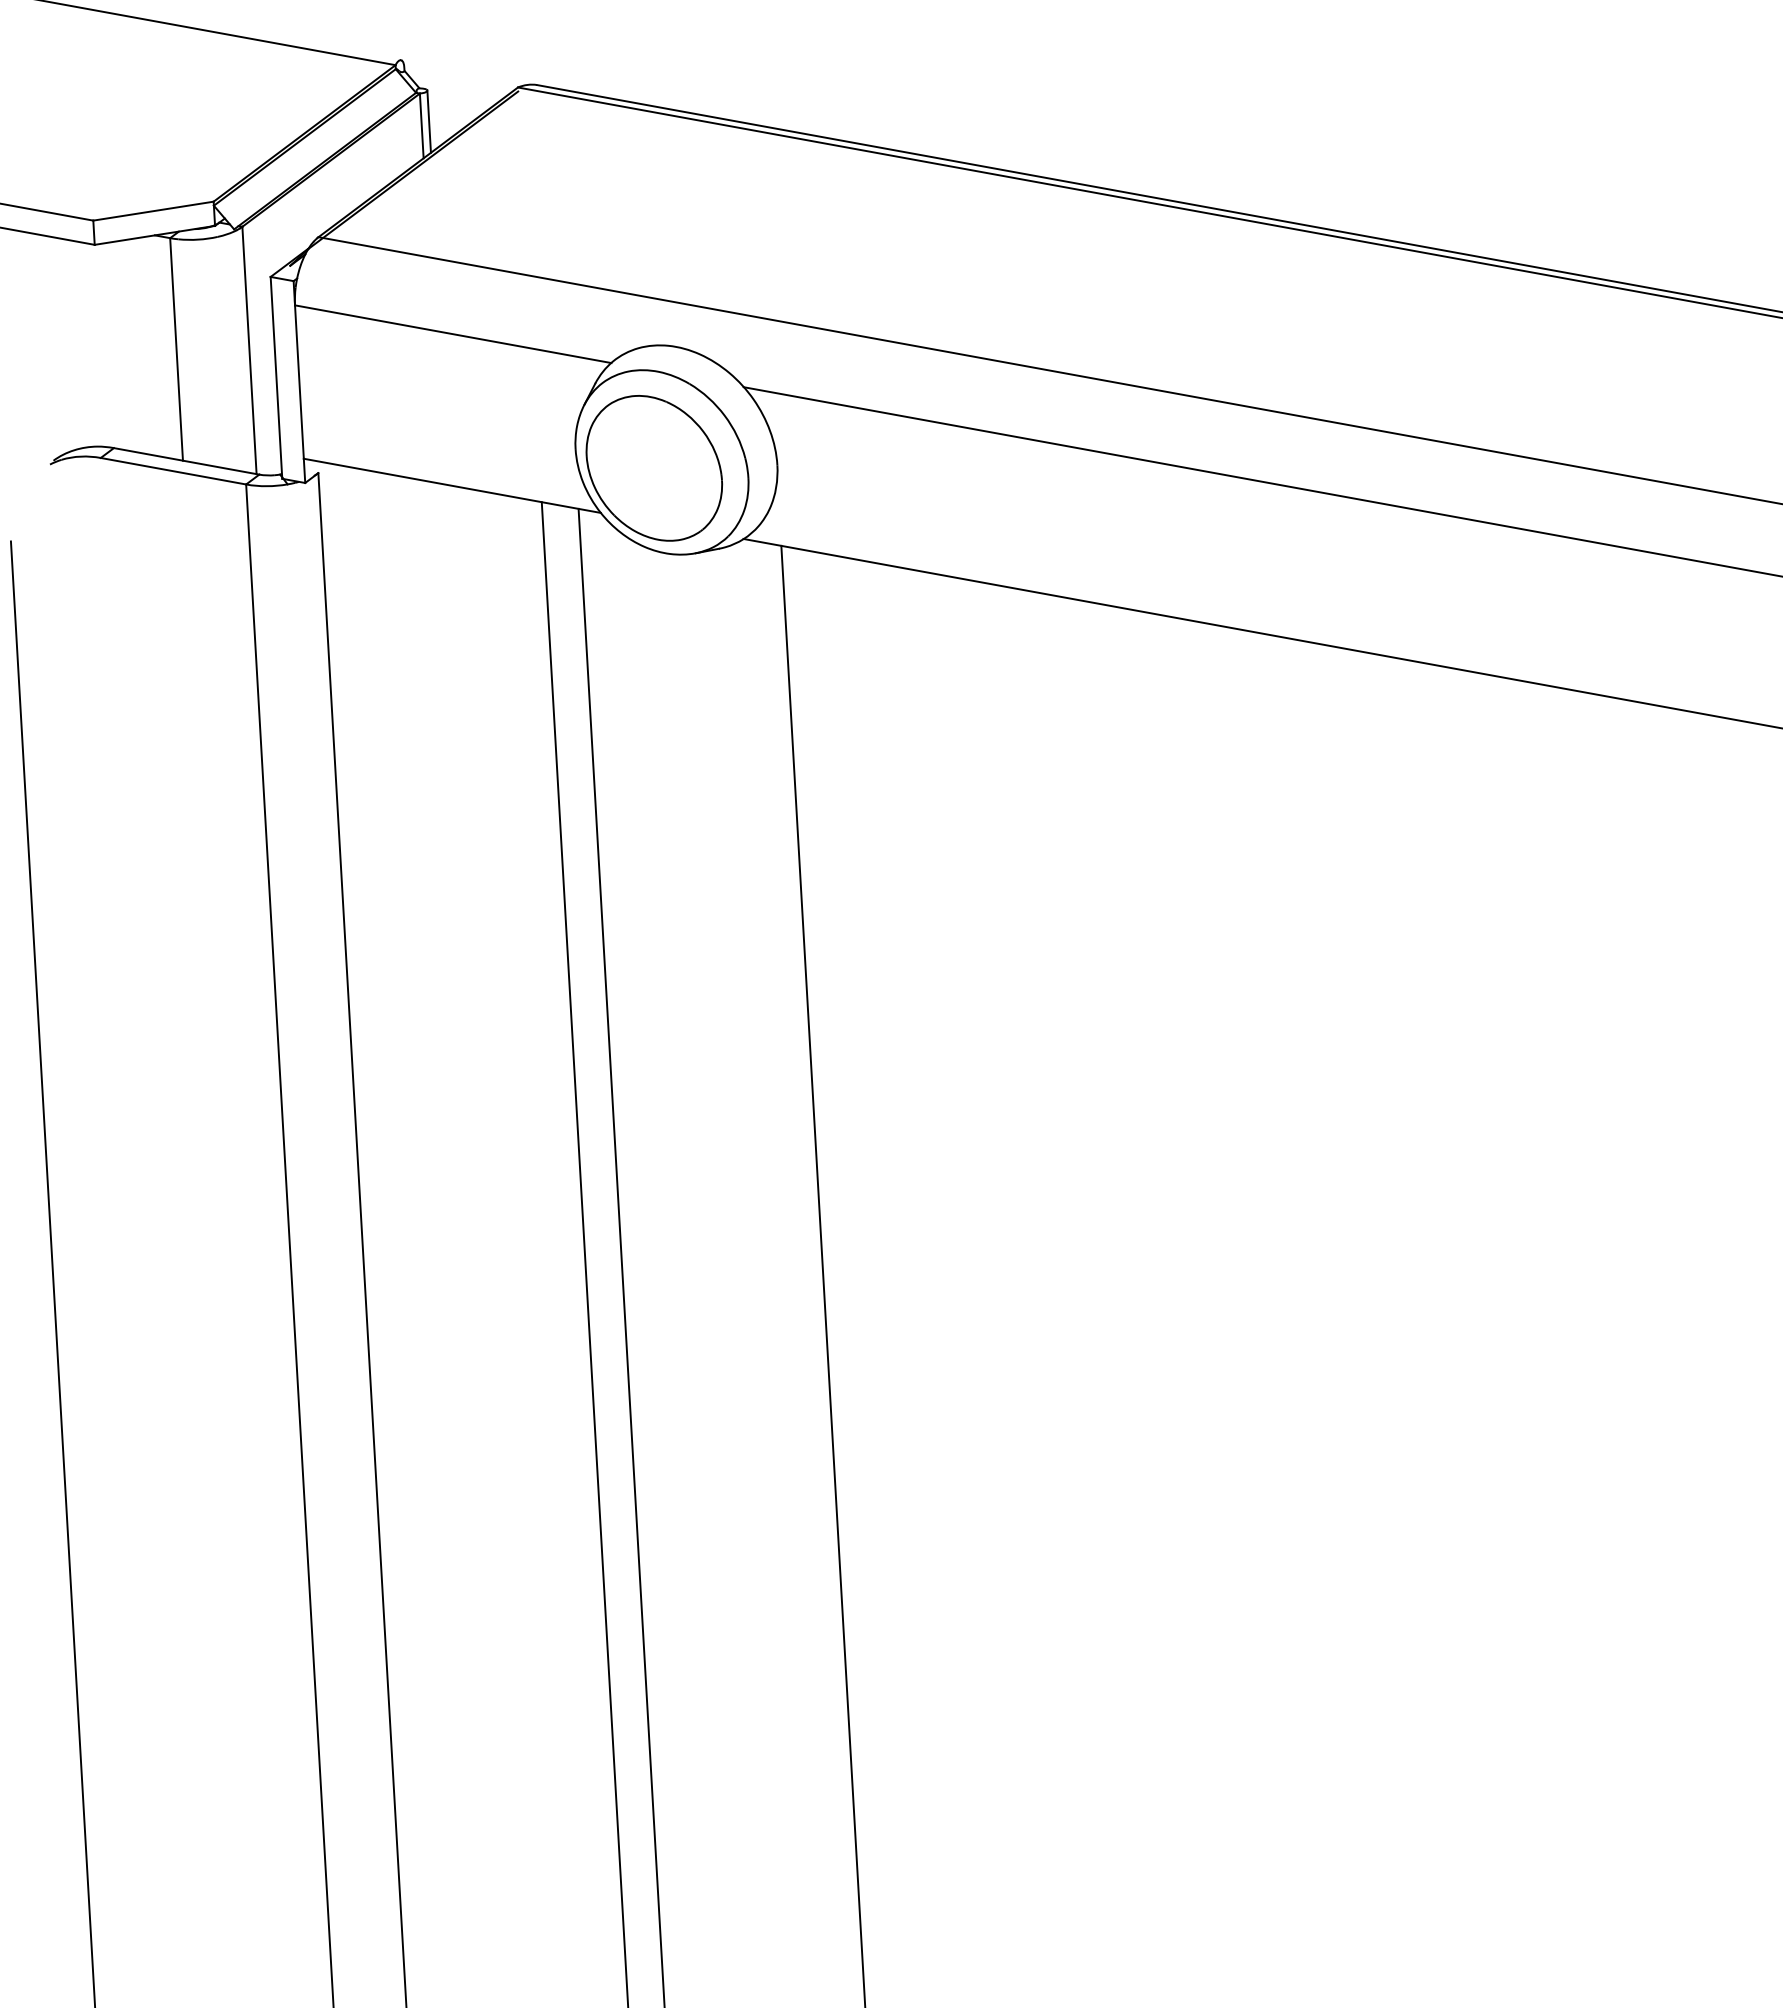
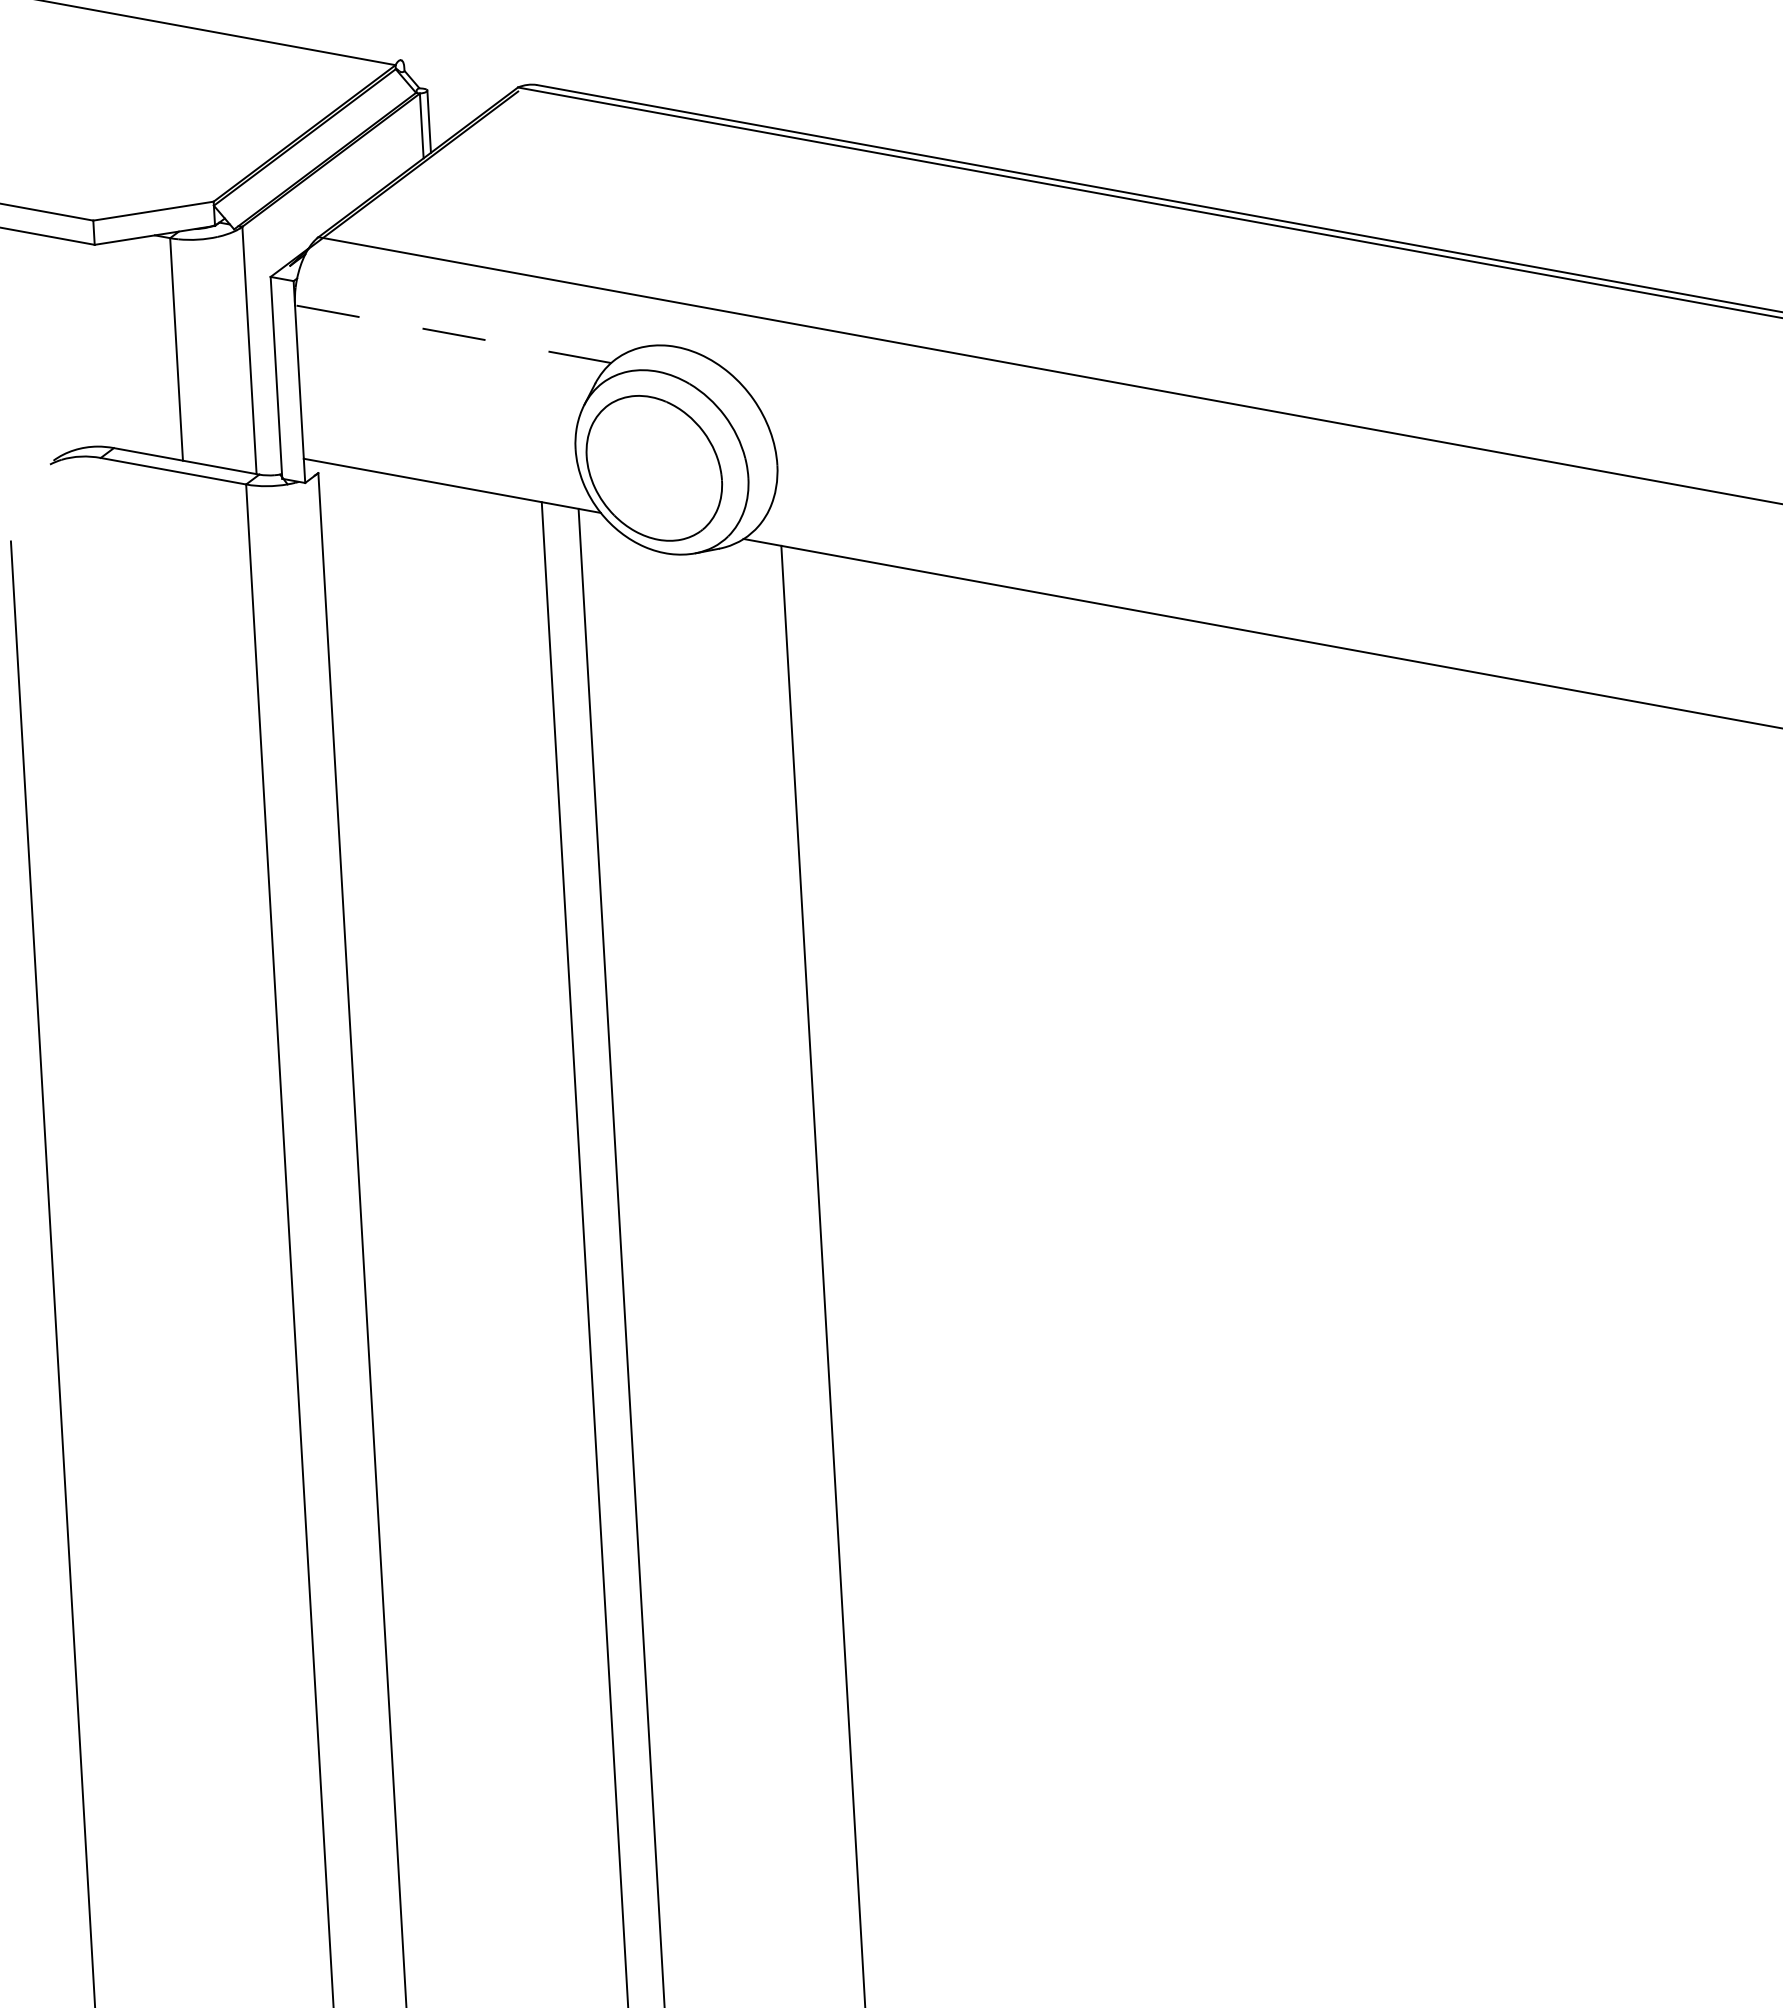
line: solid -> dashed (453, 334)
line: present -> none (1261, 481)
